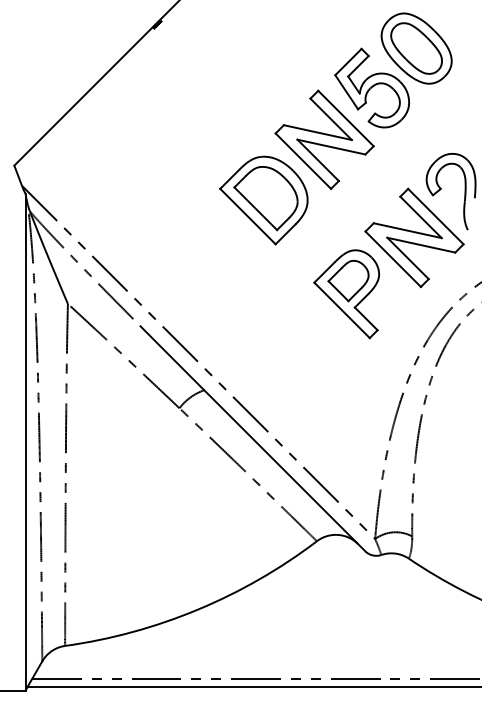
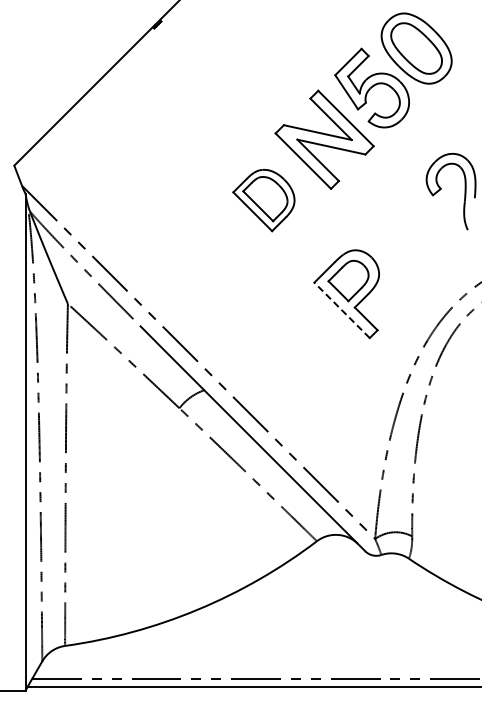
part size: 90x91 px -> 64x64 px (263, 200)
part: present -> none (414, 237)
line: solid -> dashed (341, 310)
